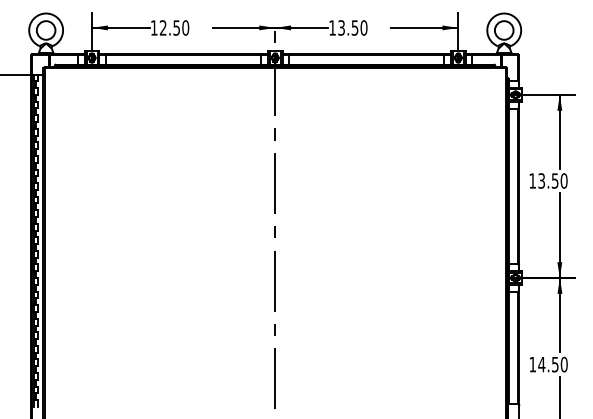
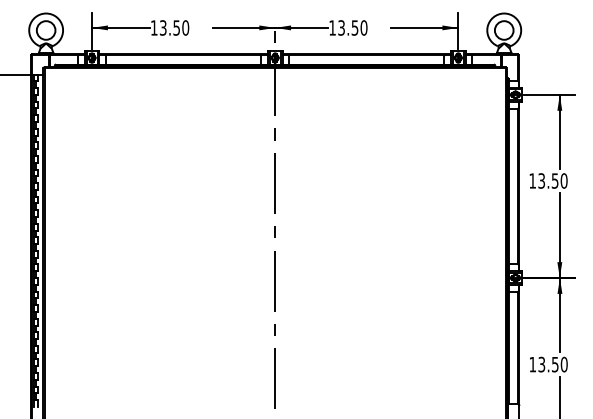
text: 12.50 -> 13.50 (163, 27)
text: 14.50 -> 13.50 (541, 364)
